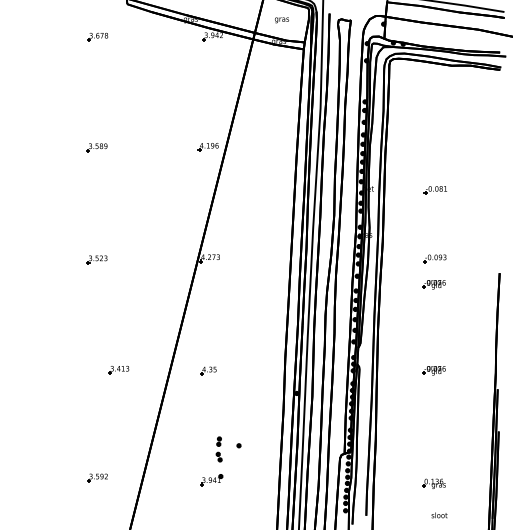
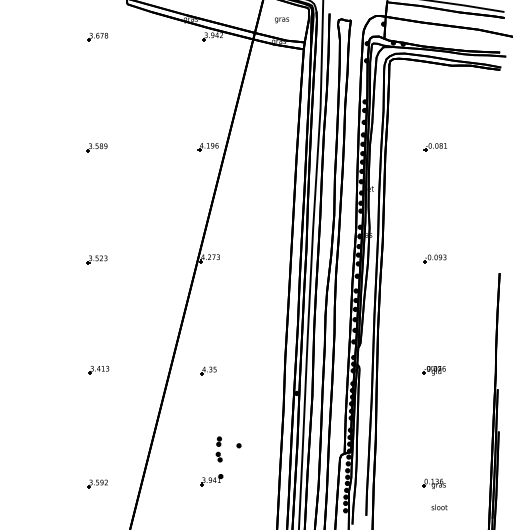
part position: (434, 190) -> (434, 147) (434, 147)
part: present -> none (433, 284)
part position: (118, 370) -> (98, 370) (98, 370)
part position: (97, 477) -> (97, 483) (97, 483)
text position: (439, 515) -> (439, 507) (439, 507)
